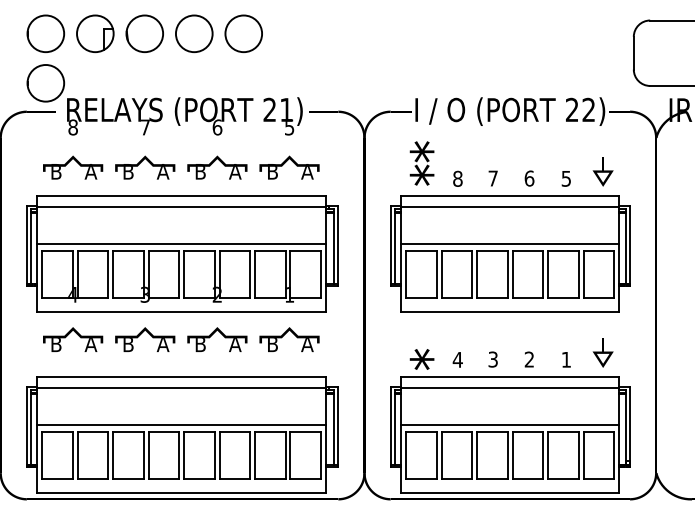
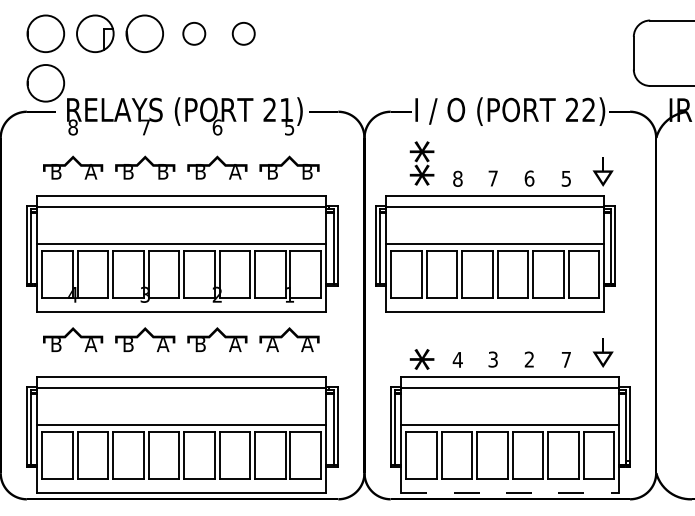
circle diameter: 37 px -> 22 px (194, 33)
circle diameter: 37 px -> 22 px (243, 33)
text: A -> B (162, 171)
text: A -> B (307, 171)
part position: (510, 253) -> (495, 253) (495, 253)
text: B -> A (272, 345)
text: 1 -> 7 (565, 359)
line: solid -> dashed (510, 492)
